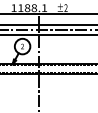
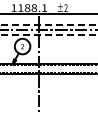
line: solid -> dashed (49, 25)
line: solid -> dashed (49, 34)
